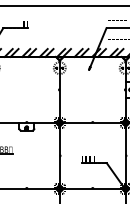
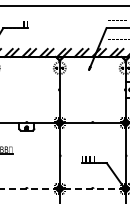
line: solid -> dashed (28, 188)
line: solid -> dashed (92, 188)
